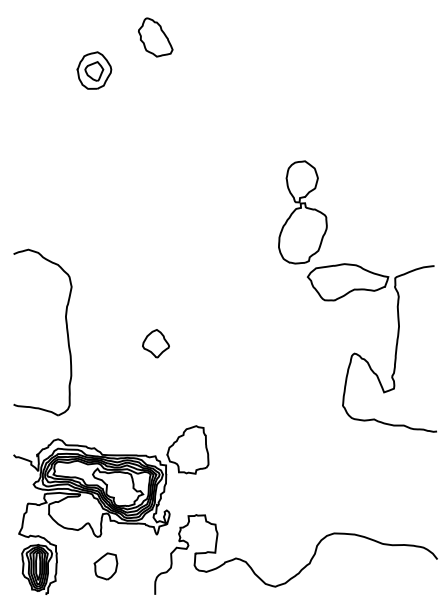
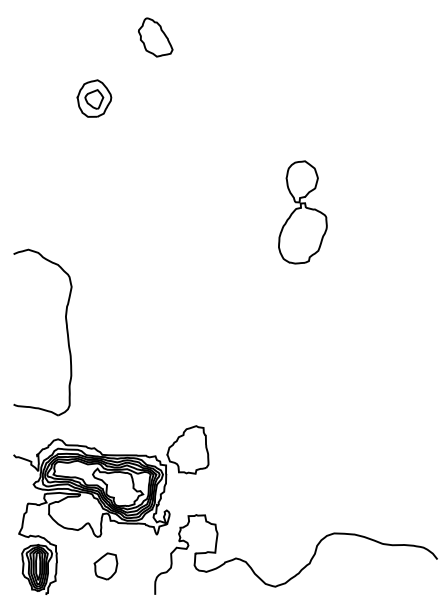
part position: (94, 70) -> (94, 98) (94, 98)
part: present -> none (155, 343)
part: present -> none (364, 358)
